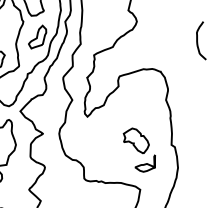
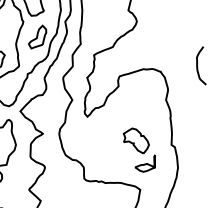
curve position: (198, 42) -> (198, 67) (198, 67)
